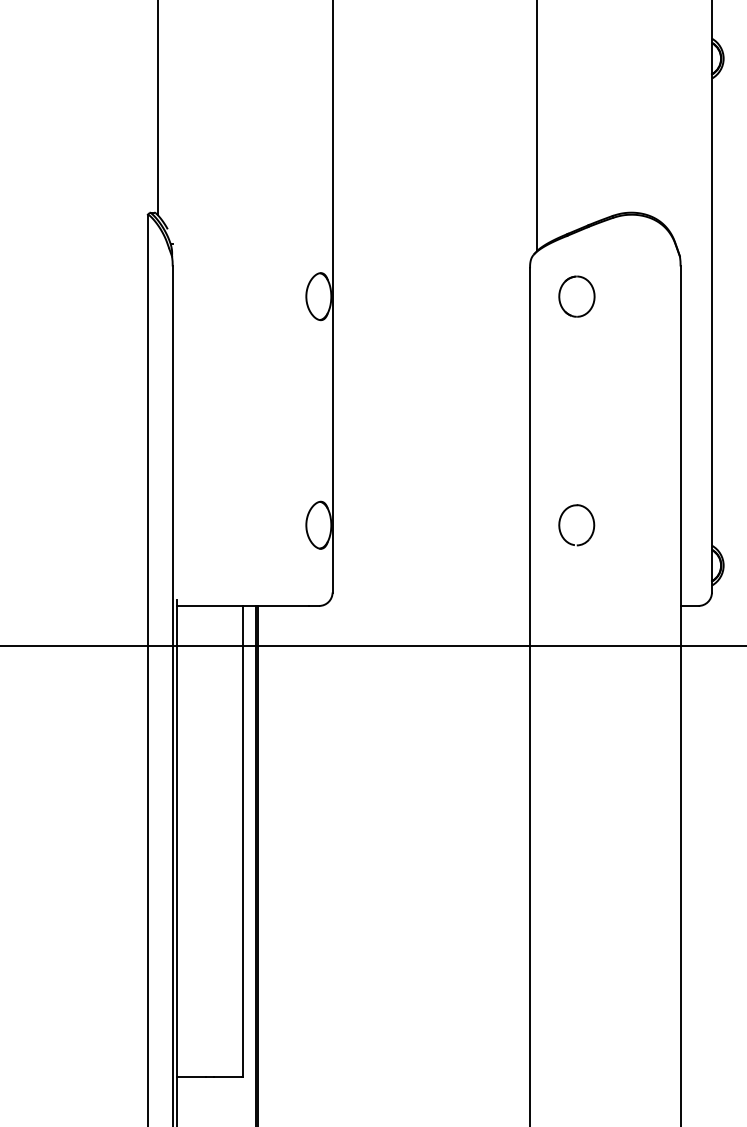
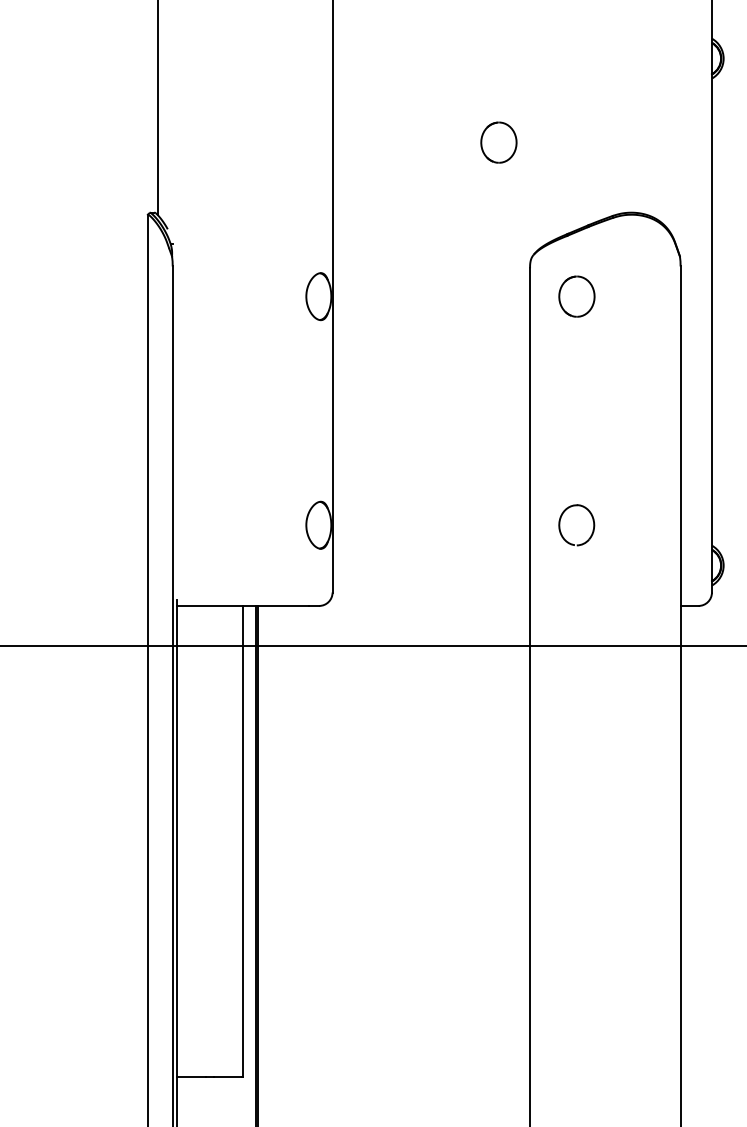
line: present -> none (537, 126)
part: none -> present (498, 142)
